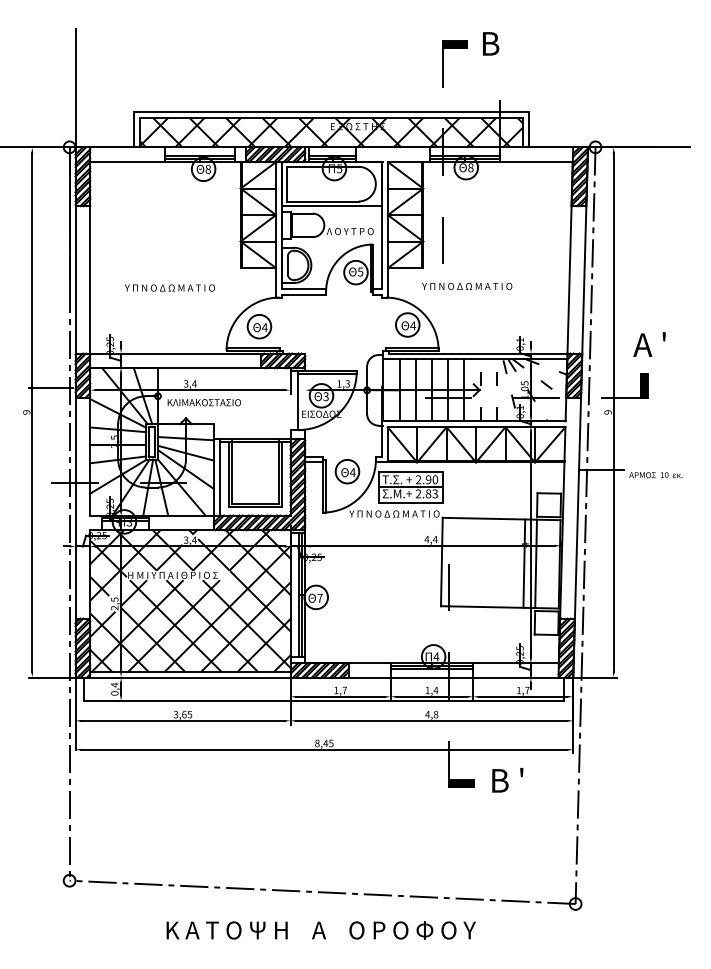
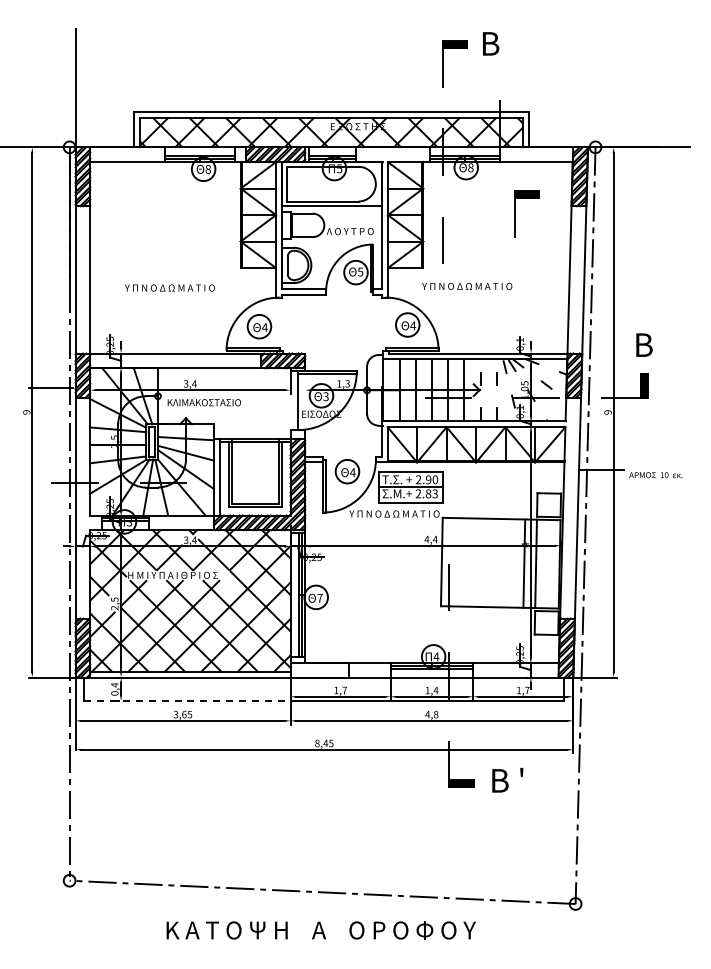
part: none -> present (515, 213)
text: A ' -> B (649, 344)
hatch: present -> none (319, 669)
line: solid -> dashed (190, 701)
